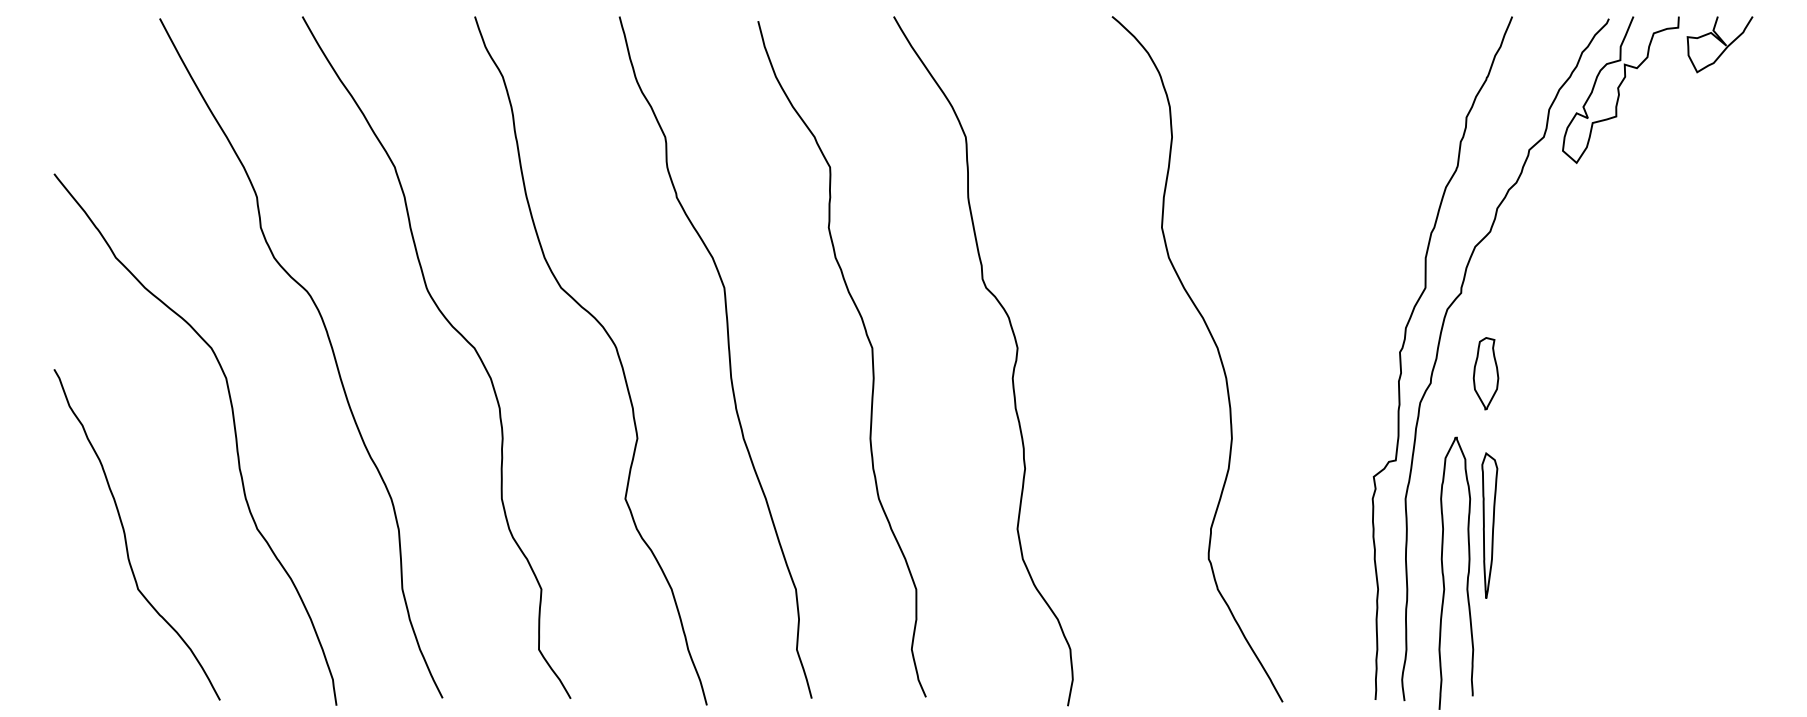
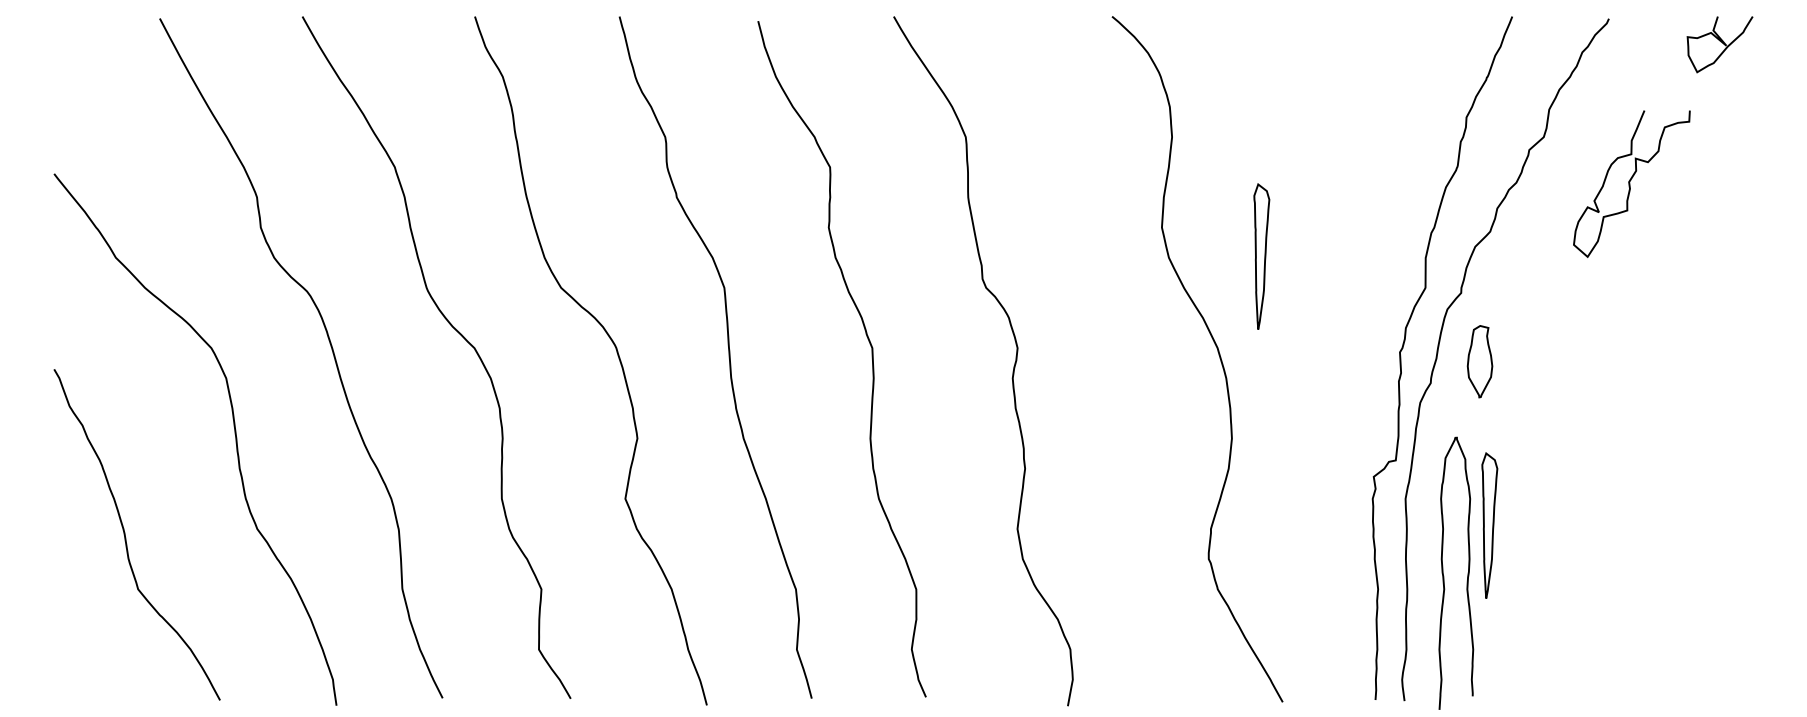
curve position: (1619, 89) -> (1630, 183) (1630, 183)
part: none -> present (1261, 256)
part position: (1485, 373) -> (1479, 361) (1479, 361)
